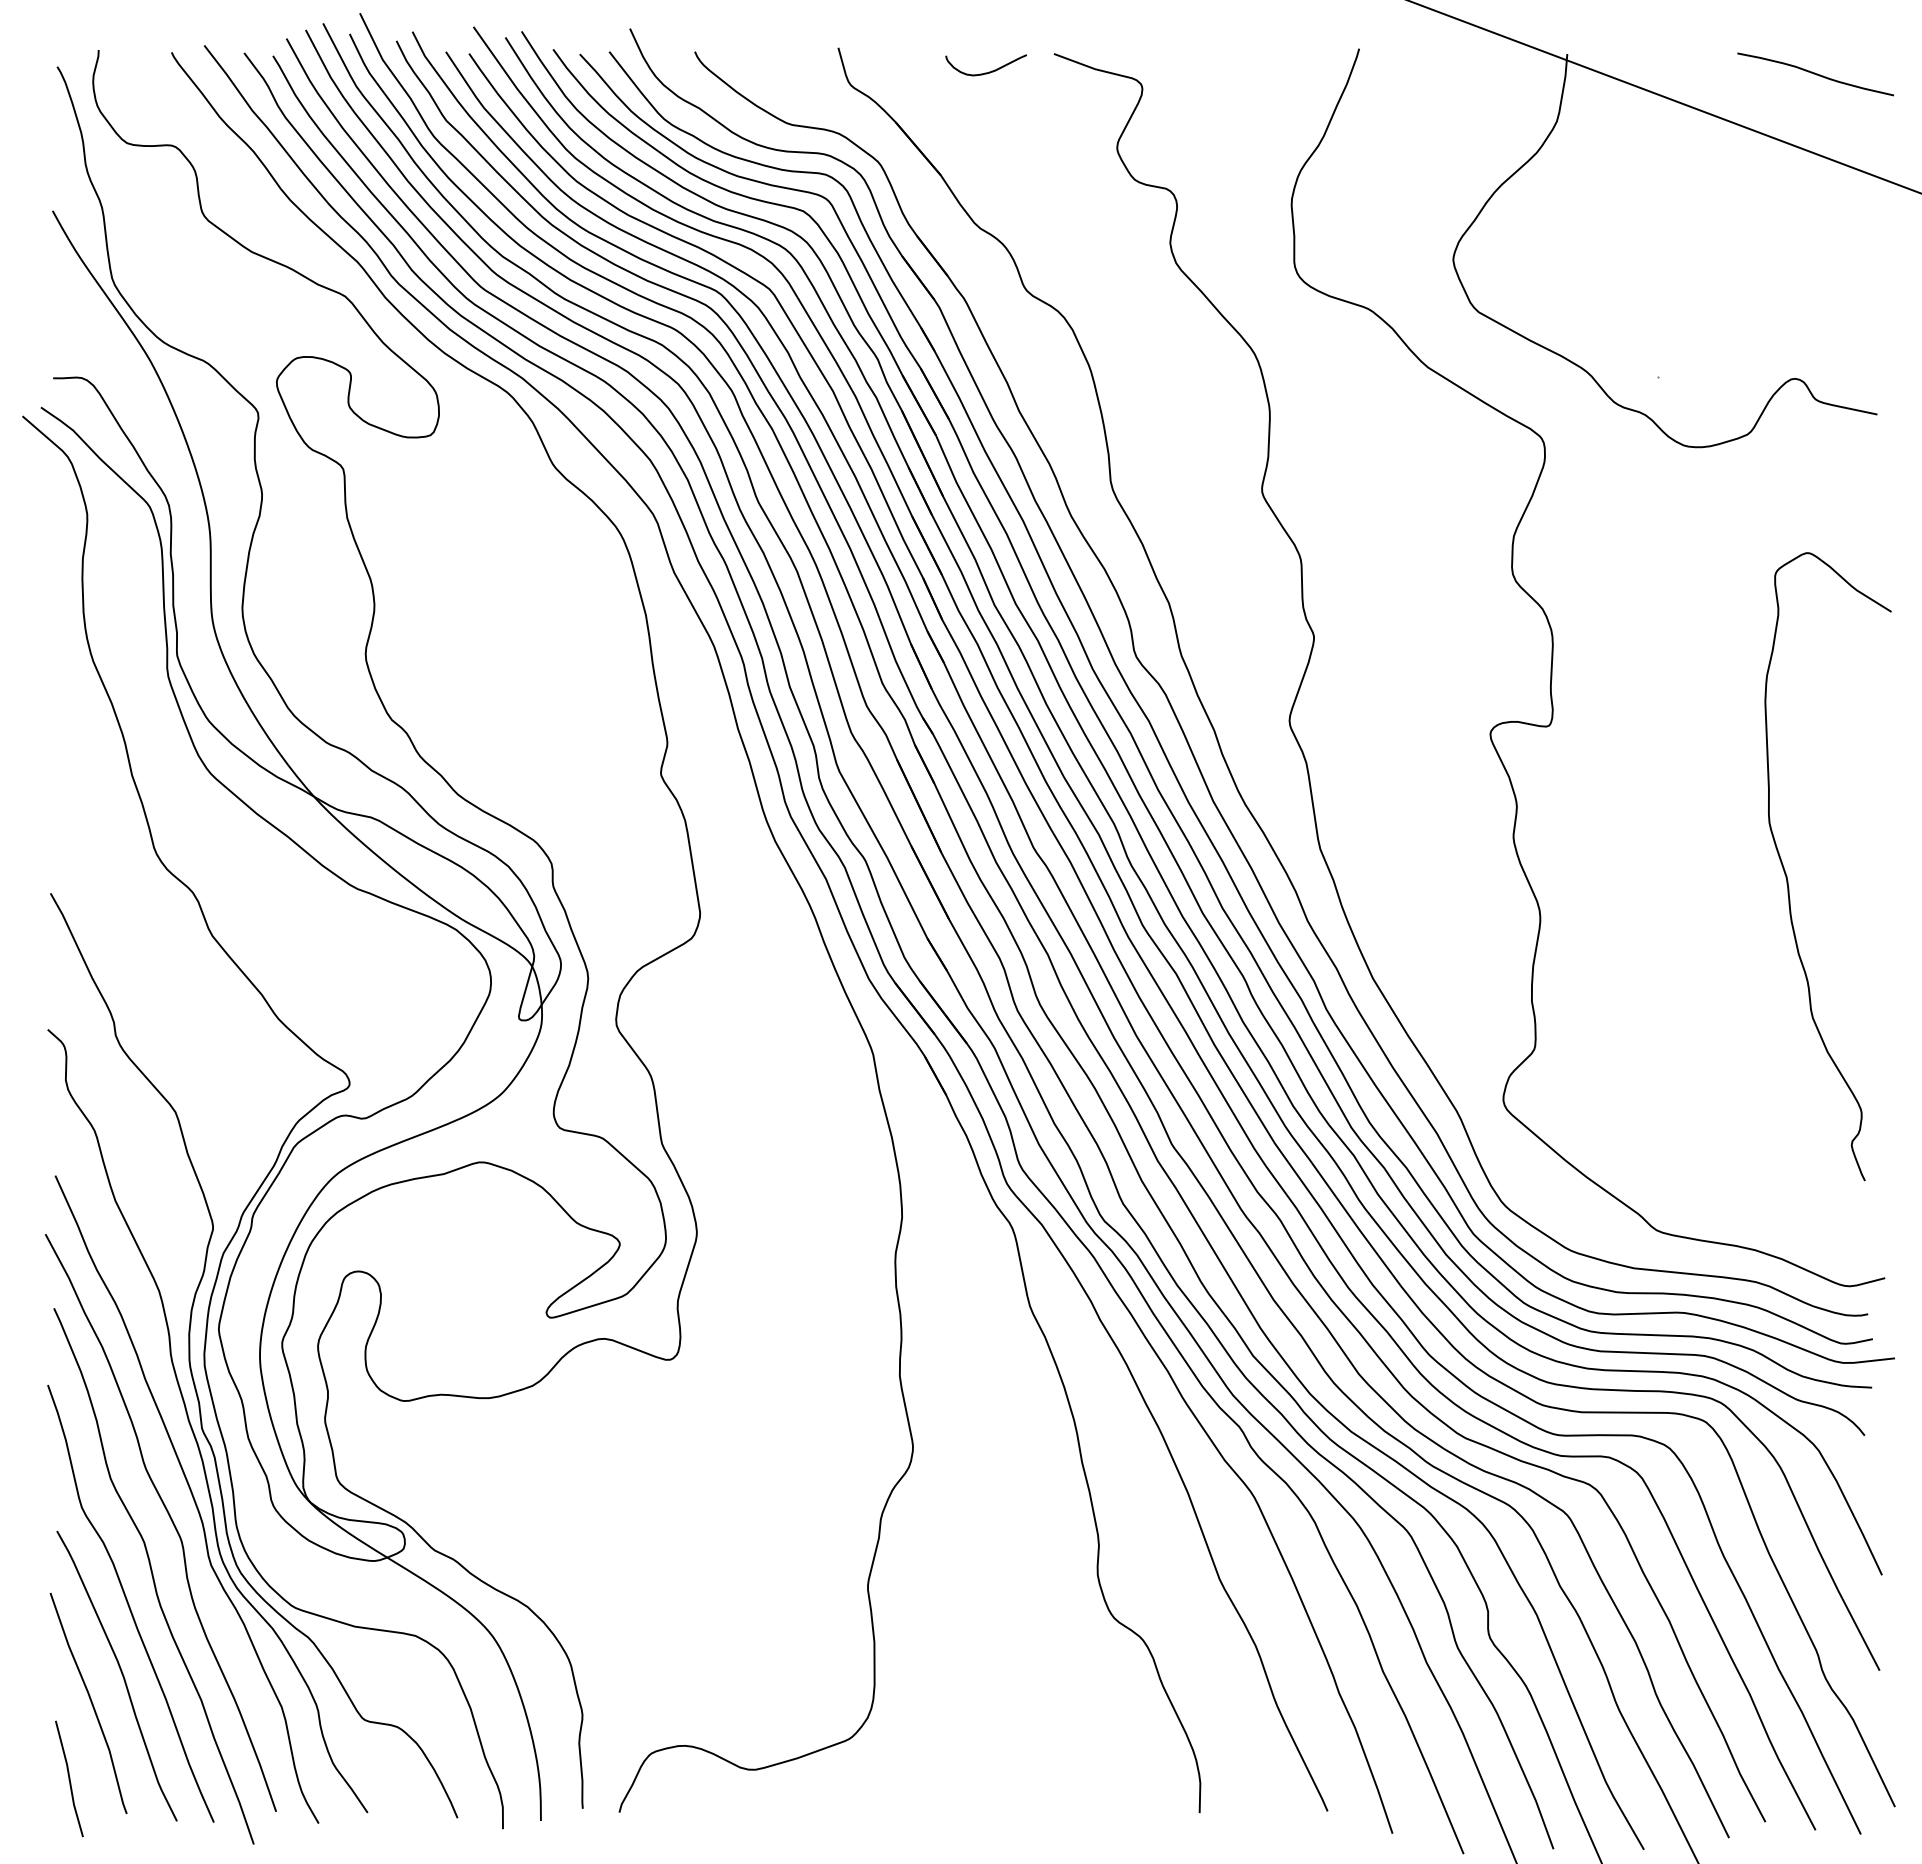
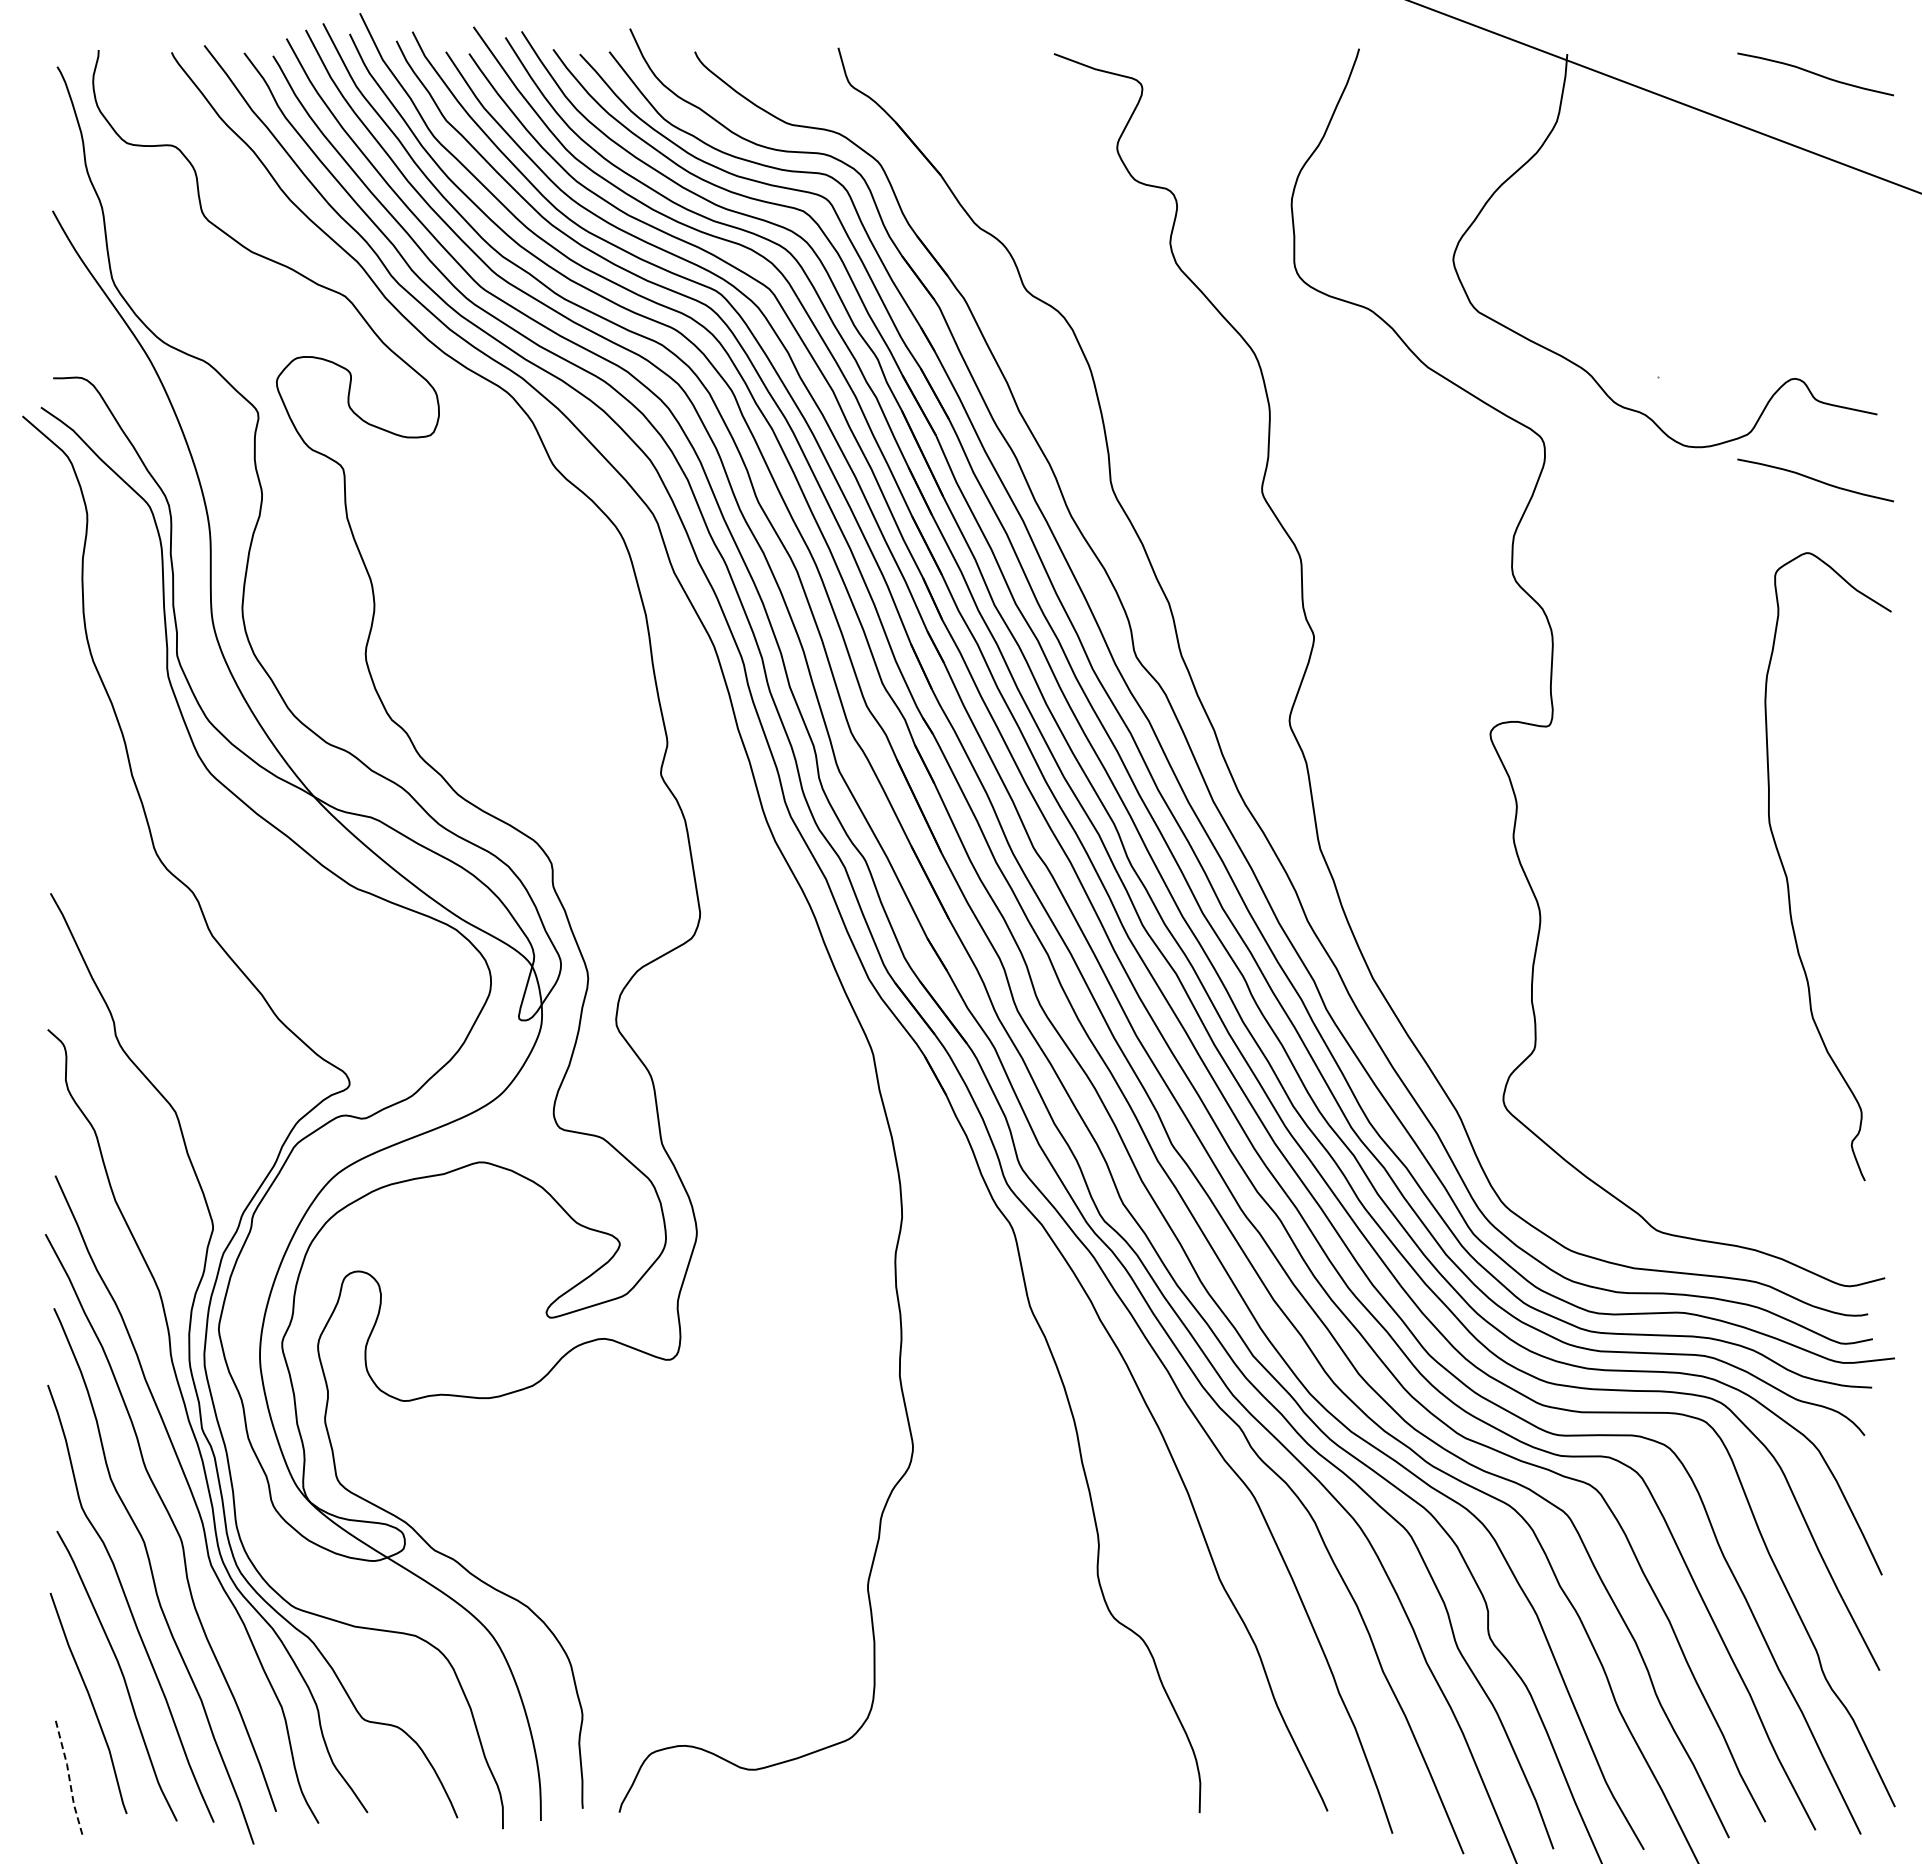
curve: present -> none (985, 72)
curve: none -> present (1815, 480)
line: solid -> dashed (69, 1779)
